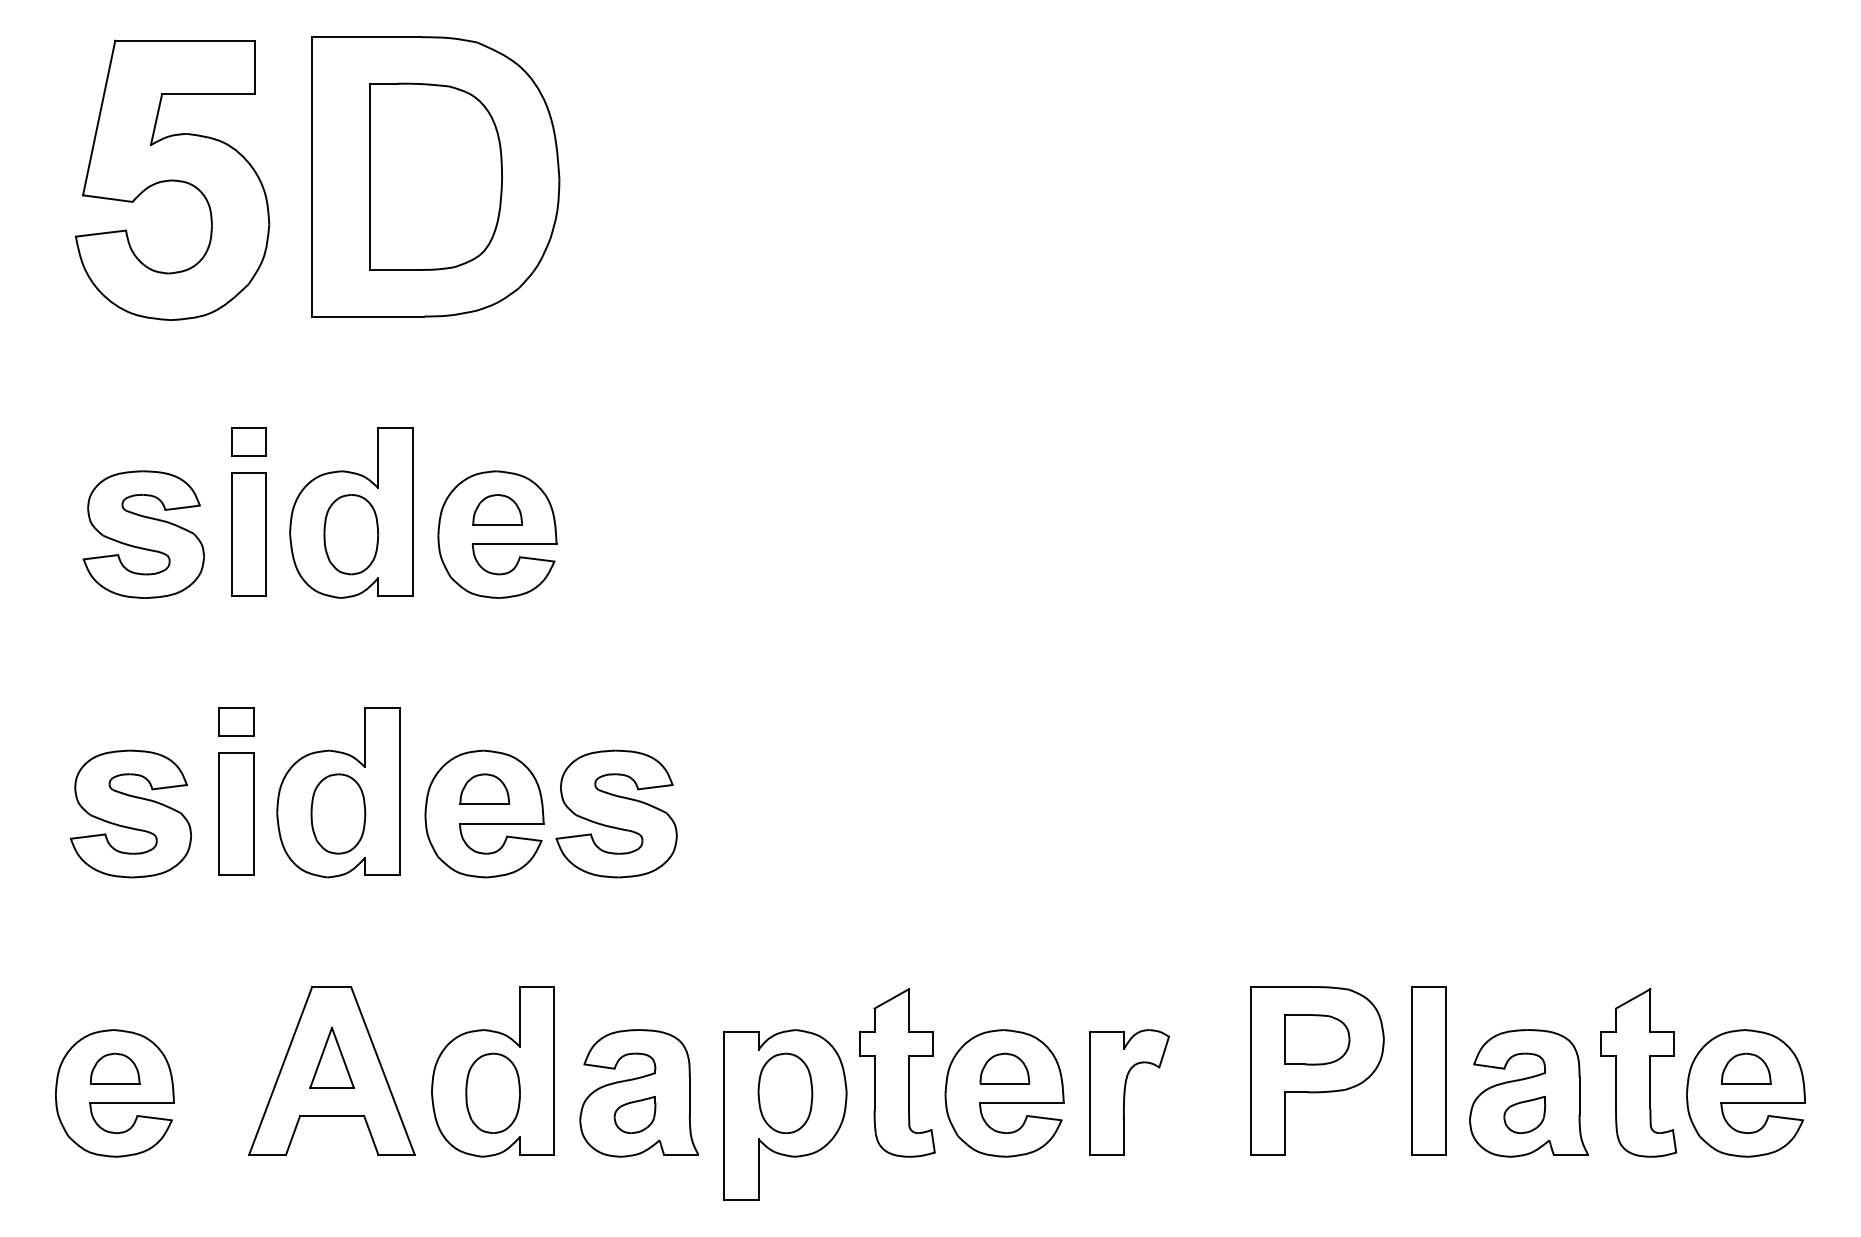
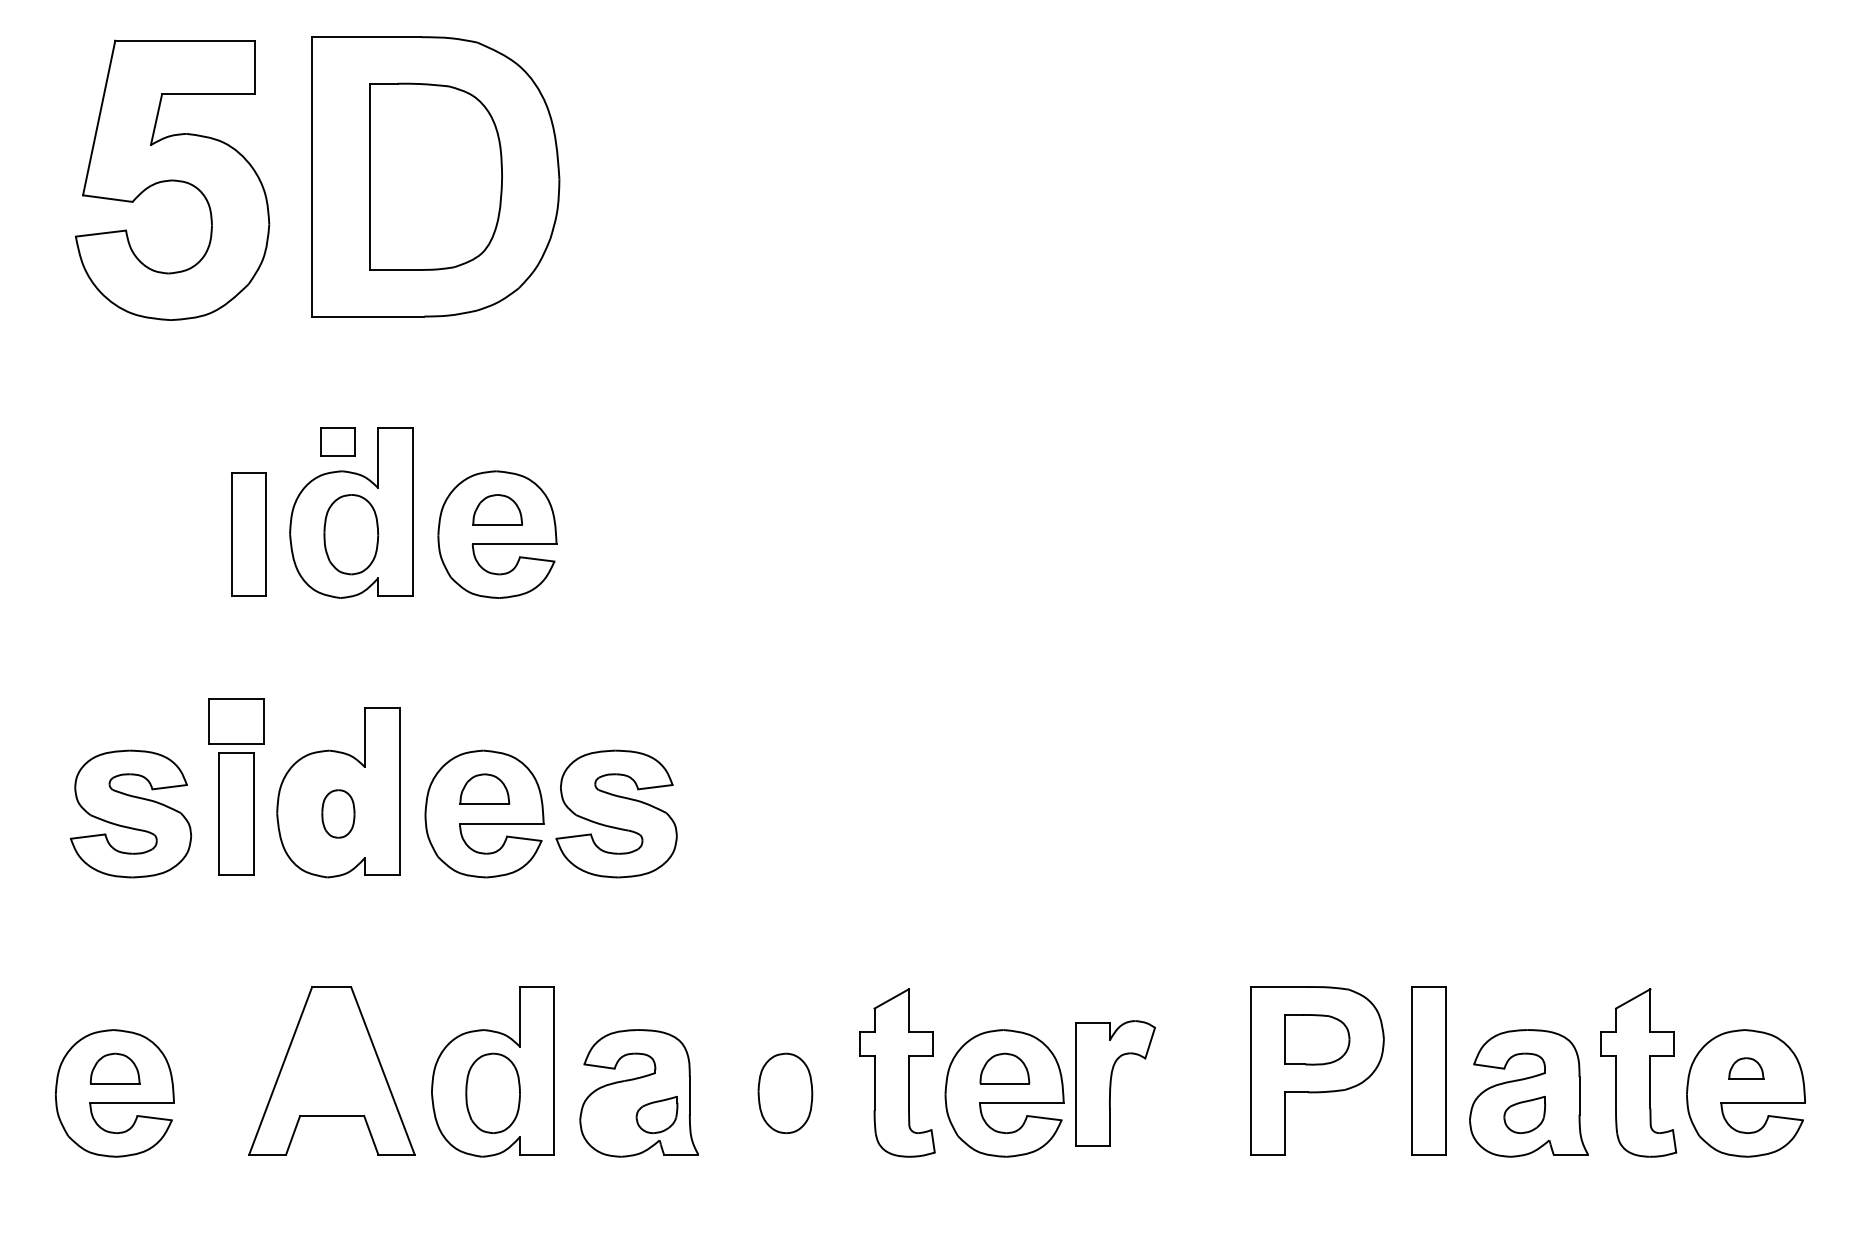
part position: (248, 441) -> (337, 441) (337, 441)
part: present -> none (143, 534)
part size: 37x30 px -> 57x47 px (236, 721)
part size: 57x82 px -> 35x50 px (338, 813)
part: present -> none (331, 1057)
part size: 51x33 px -> 37x23 px (1746, 1068)
part position: (1129, 1092) -> (1115, 1083) (1115, 1083)
part: present -> none (785, 1114)
part position: (634, 1115) -> (656, 1115) (656, 1115)
